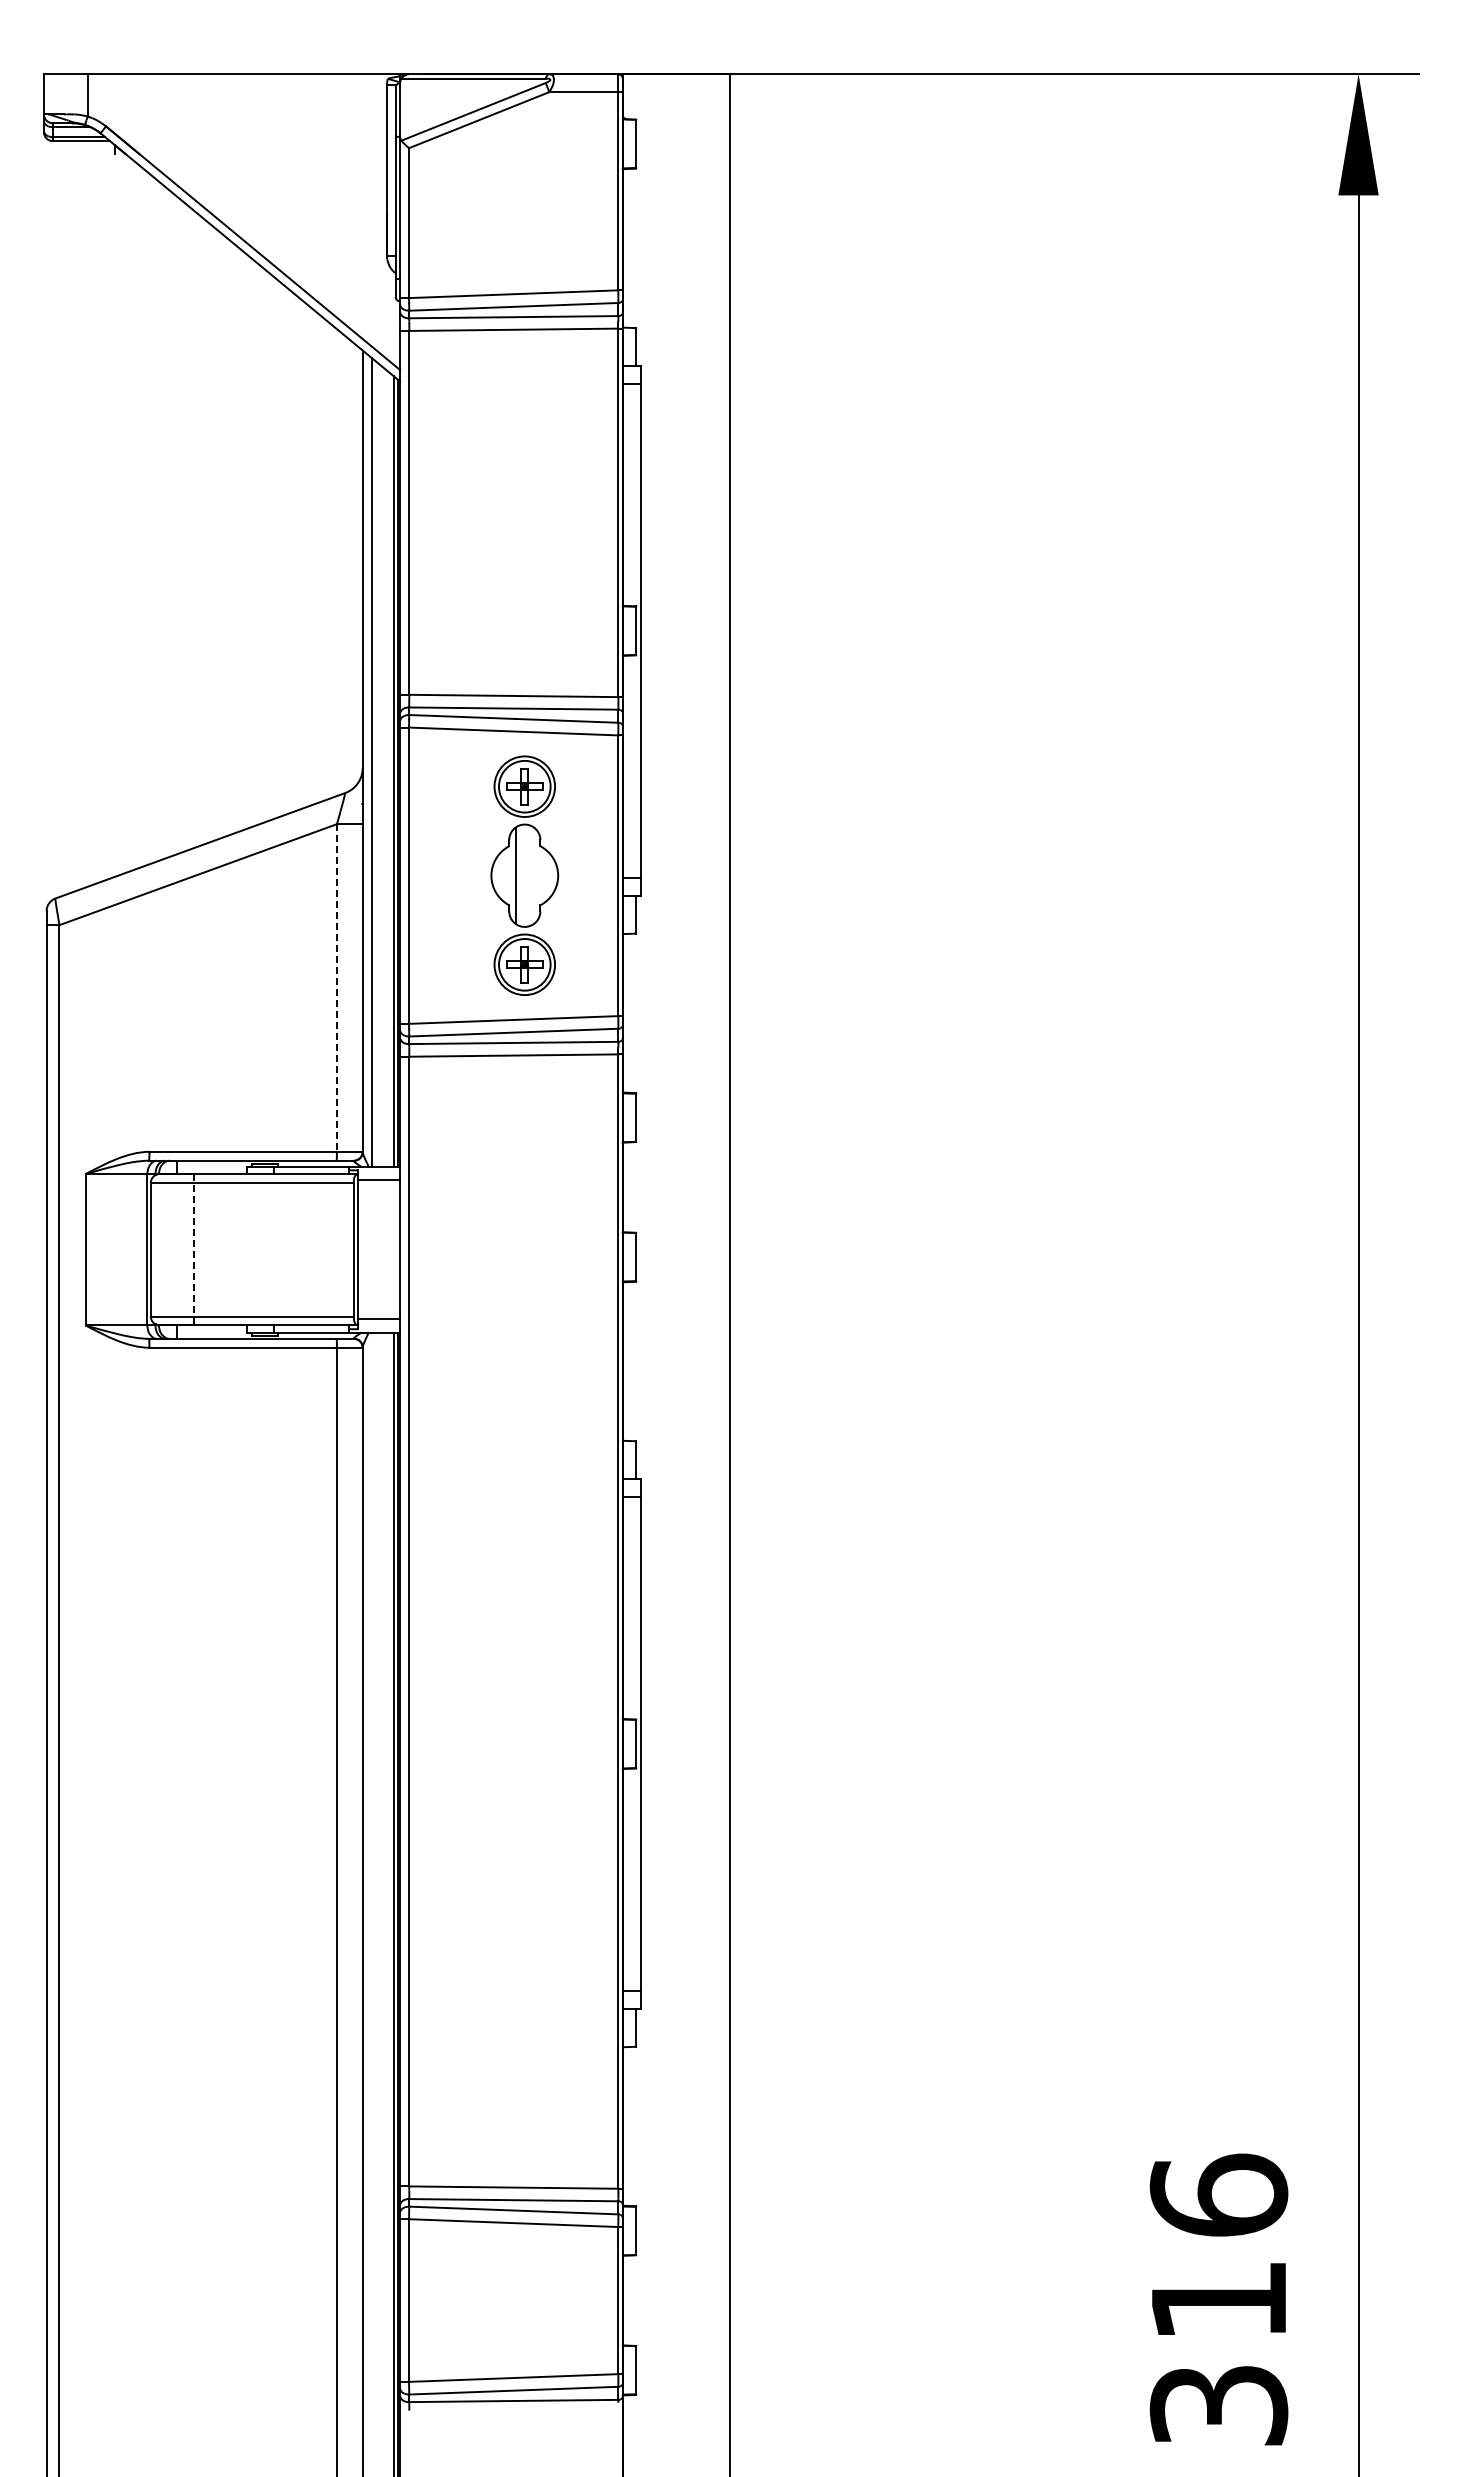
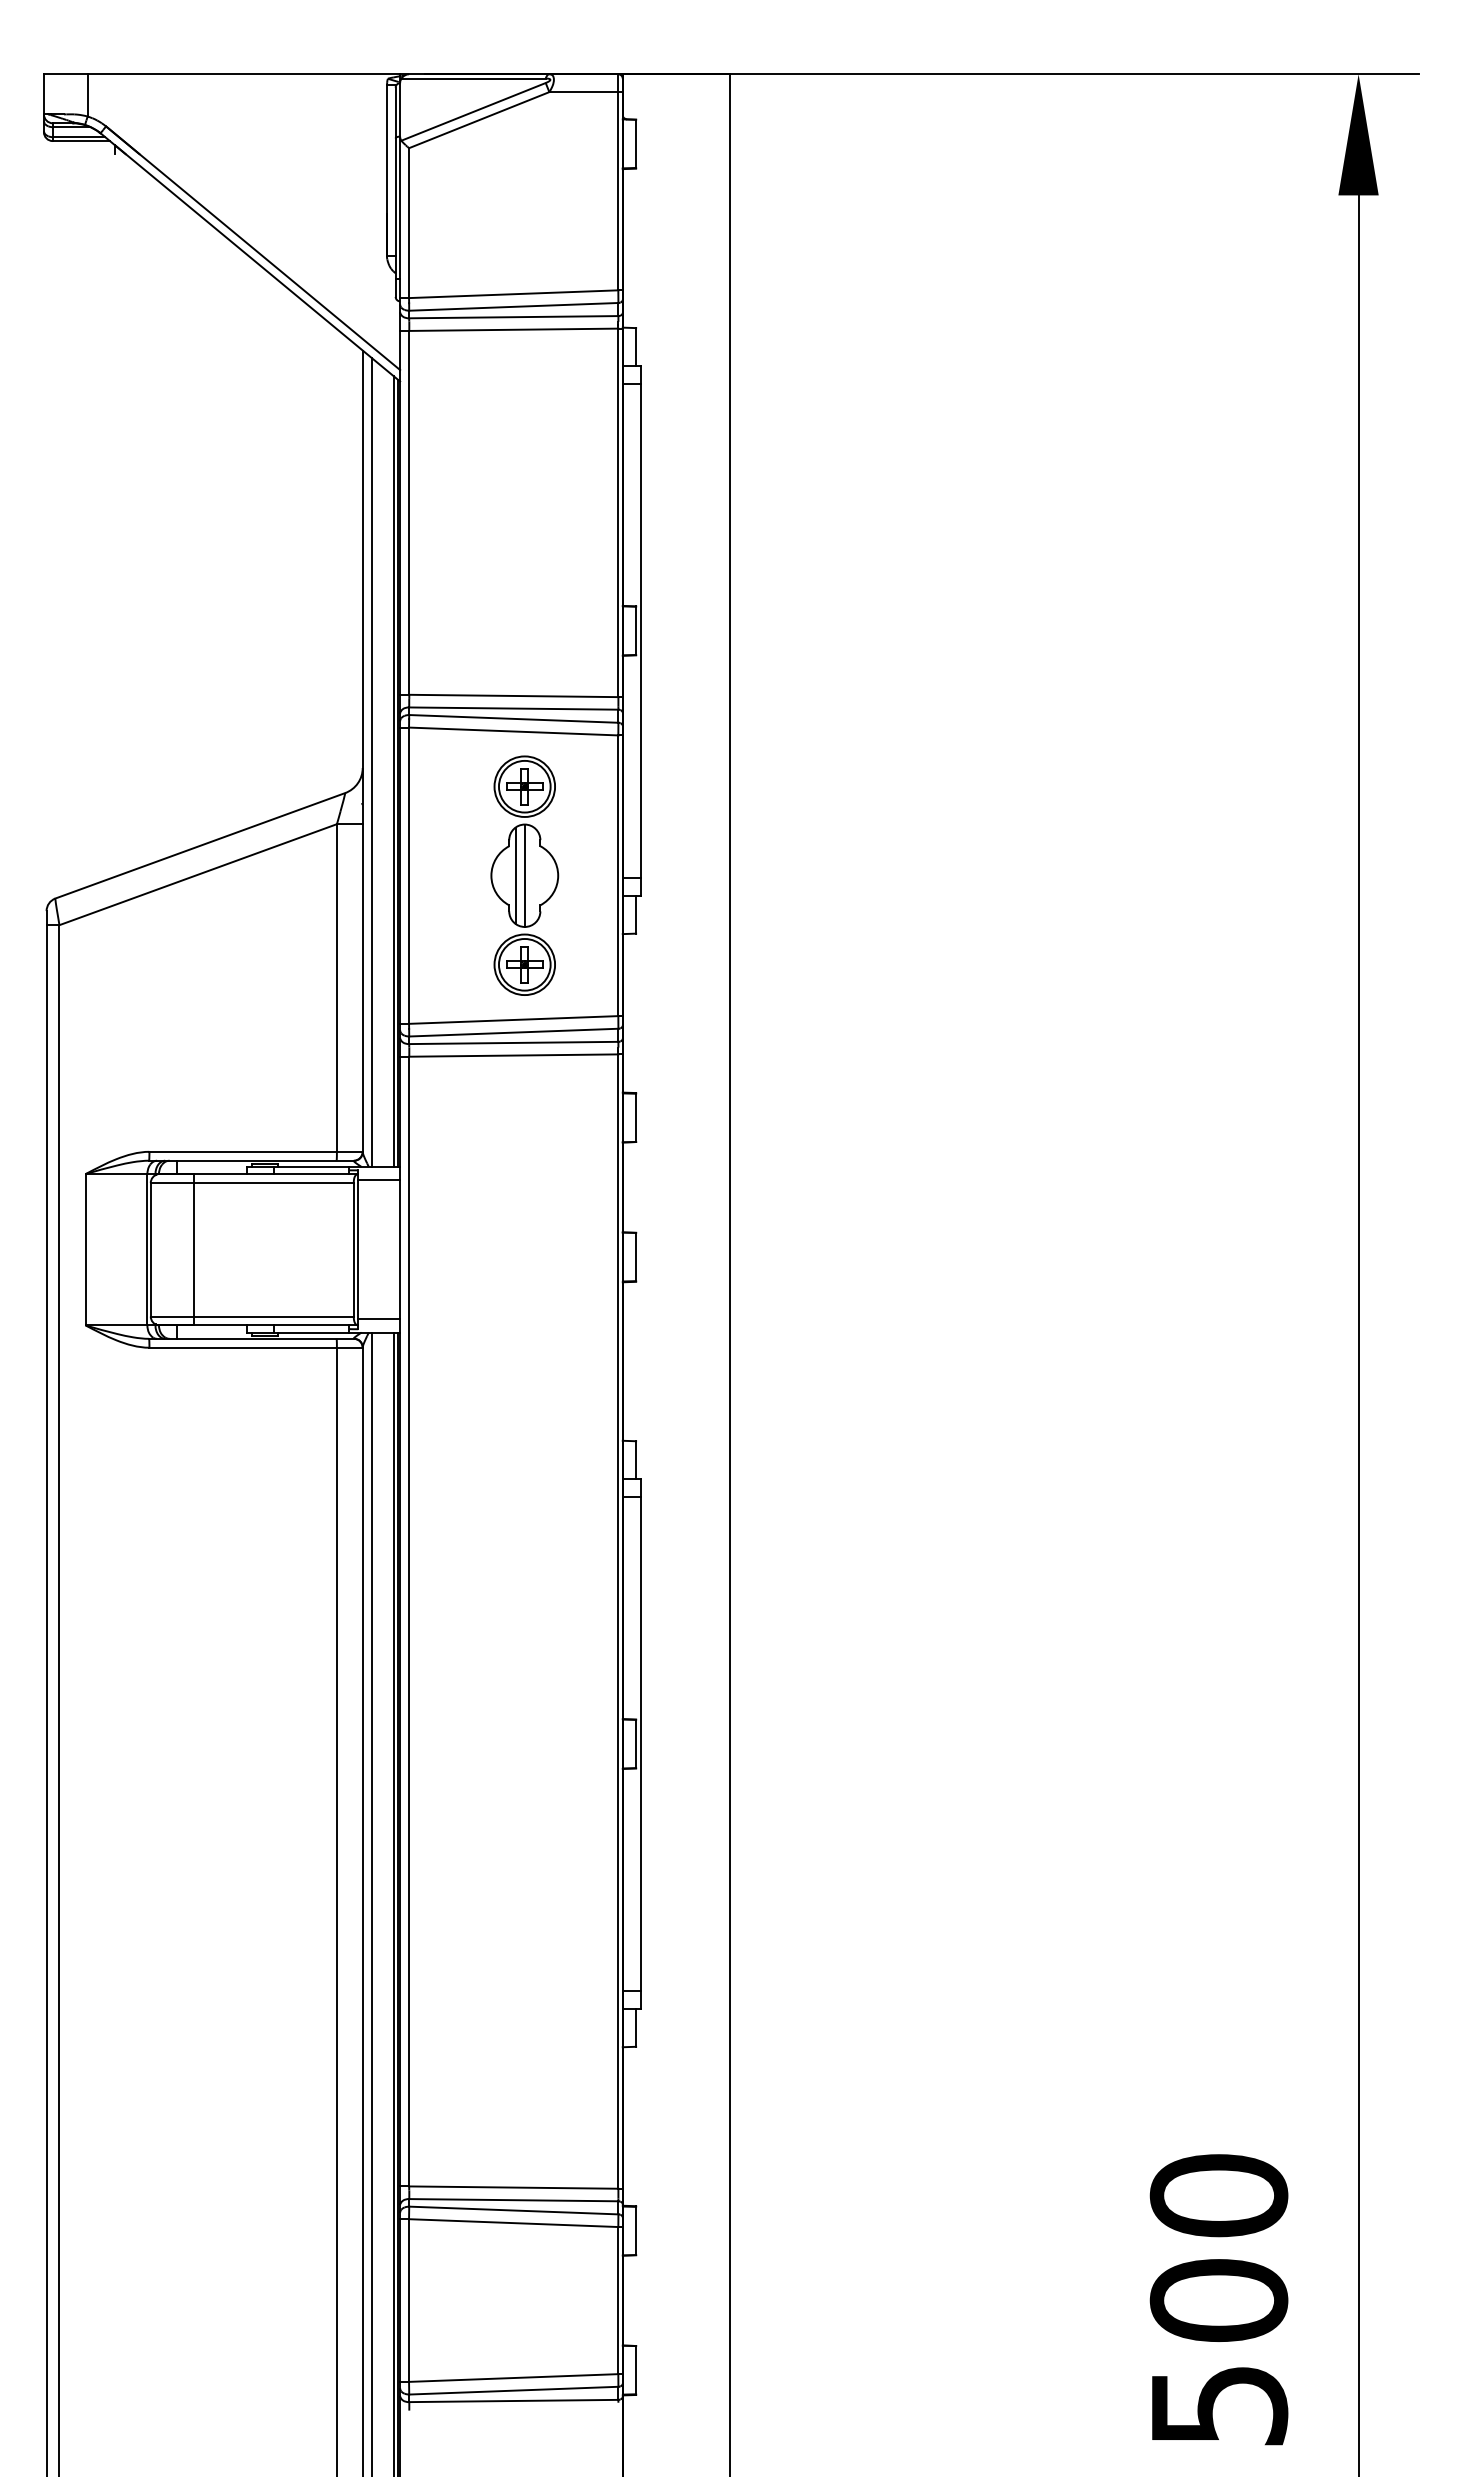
line: none -> present (524, 875)
line: dashed -> solid (336, 988)
line: dashed -> solid (193, 1249)
line: none -> present (371, 1902)
text: 316 -> 500 (1218, 2299)
